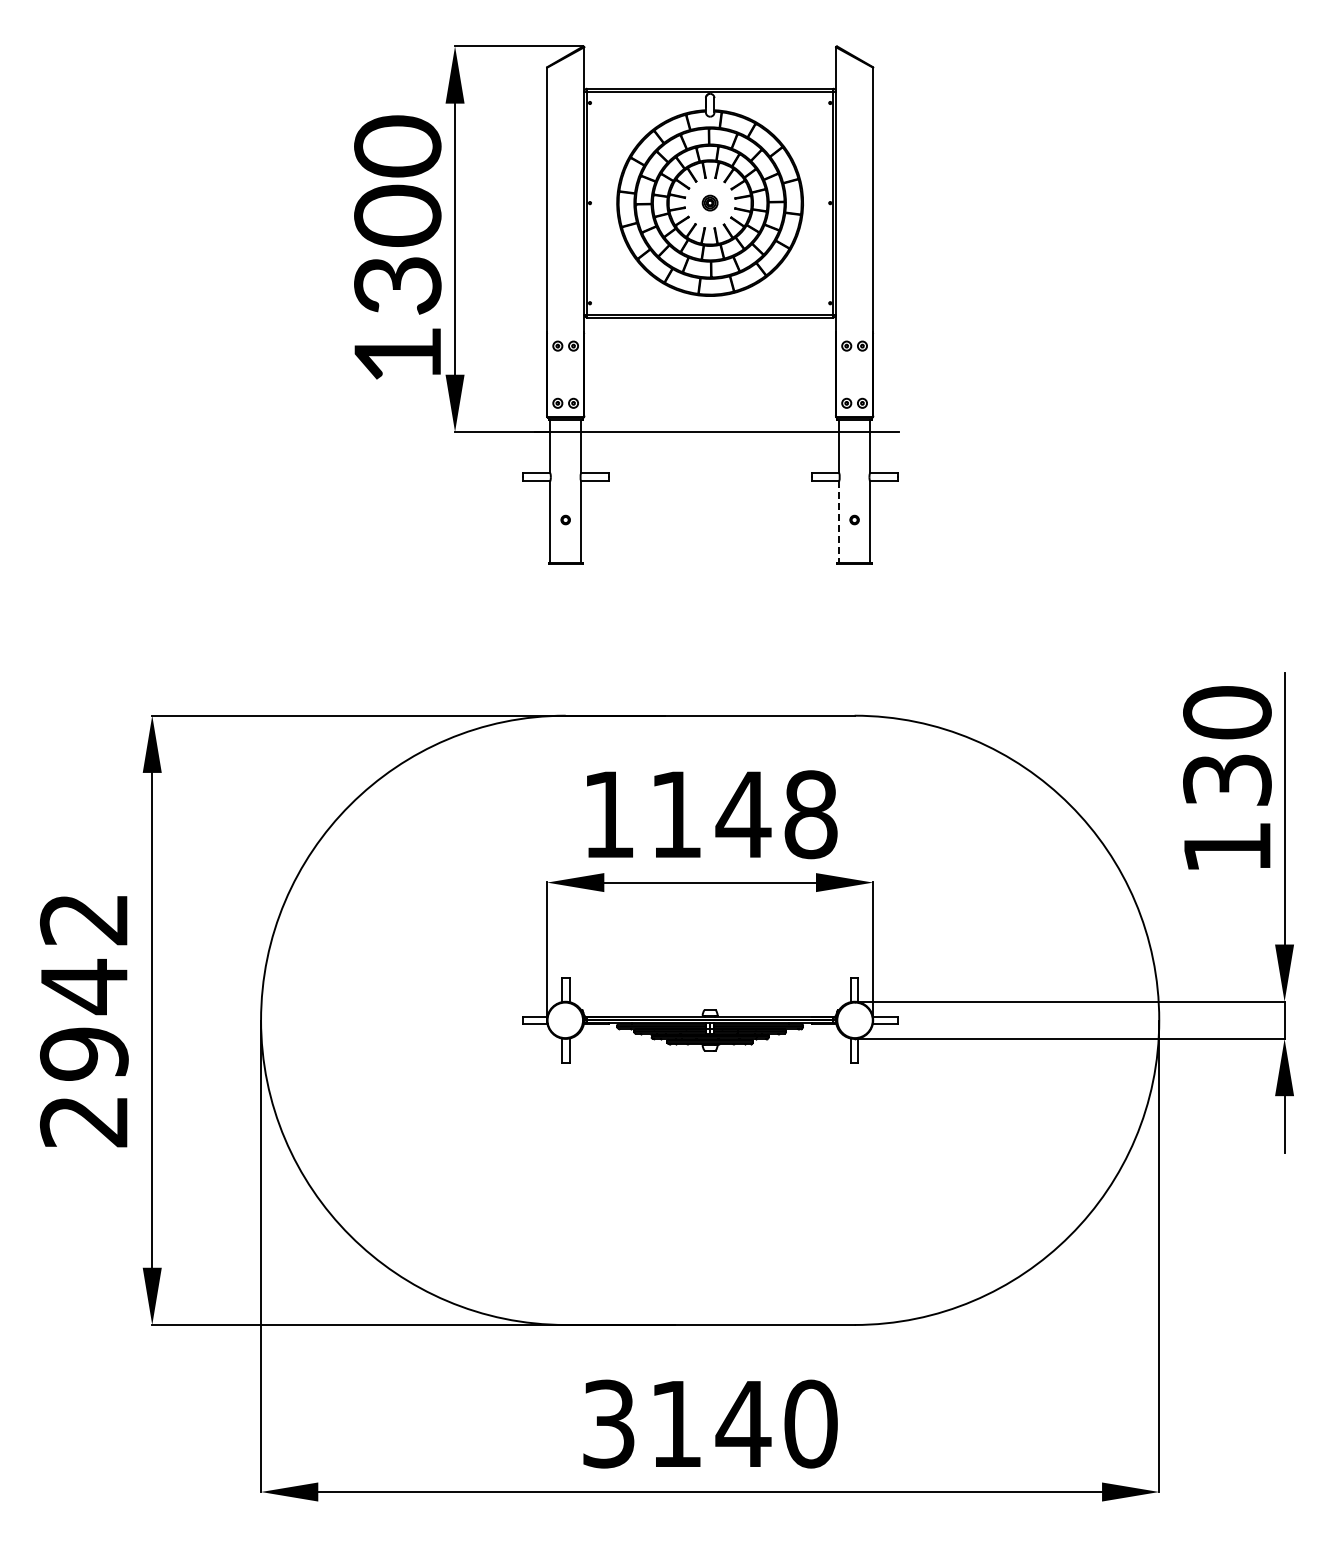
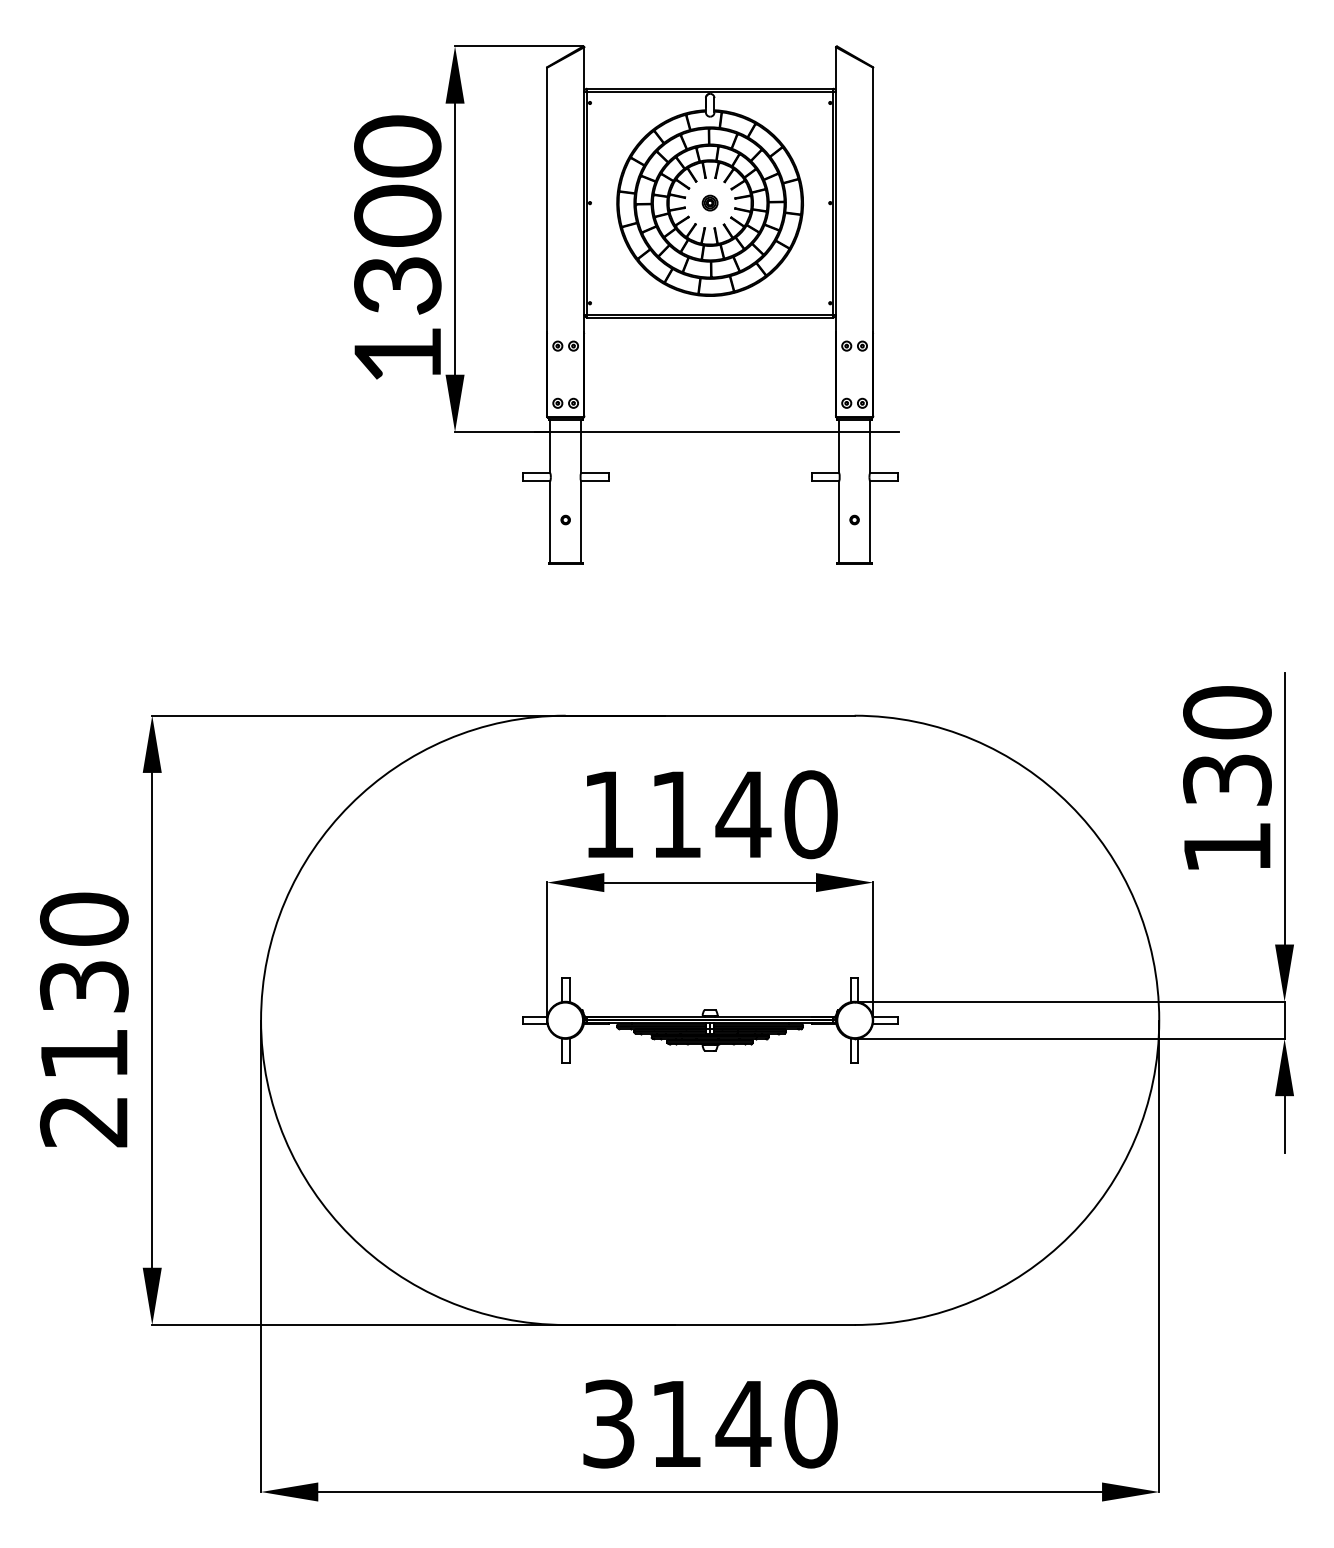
line: dashed -> solid (839, 522)
text: 1148 -> 1140 (810, 814)
text: 2942 -> 2130 (83, 986)
